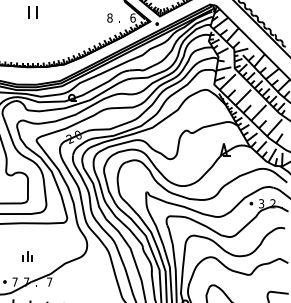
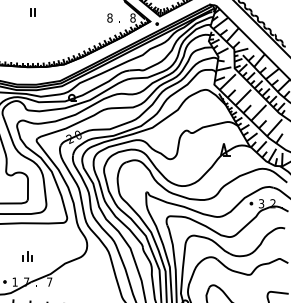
part size: 10x13 px -> 6x9 px (32, 12)
text: 6 -> 8 (132, 17)
text: 7 -> 1 (14, 281)
